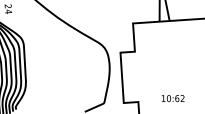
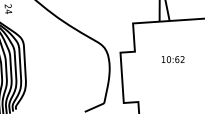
text position: (173, 98) -> (173, 59) (173, 59)
